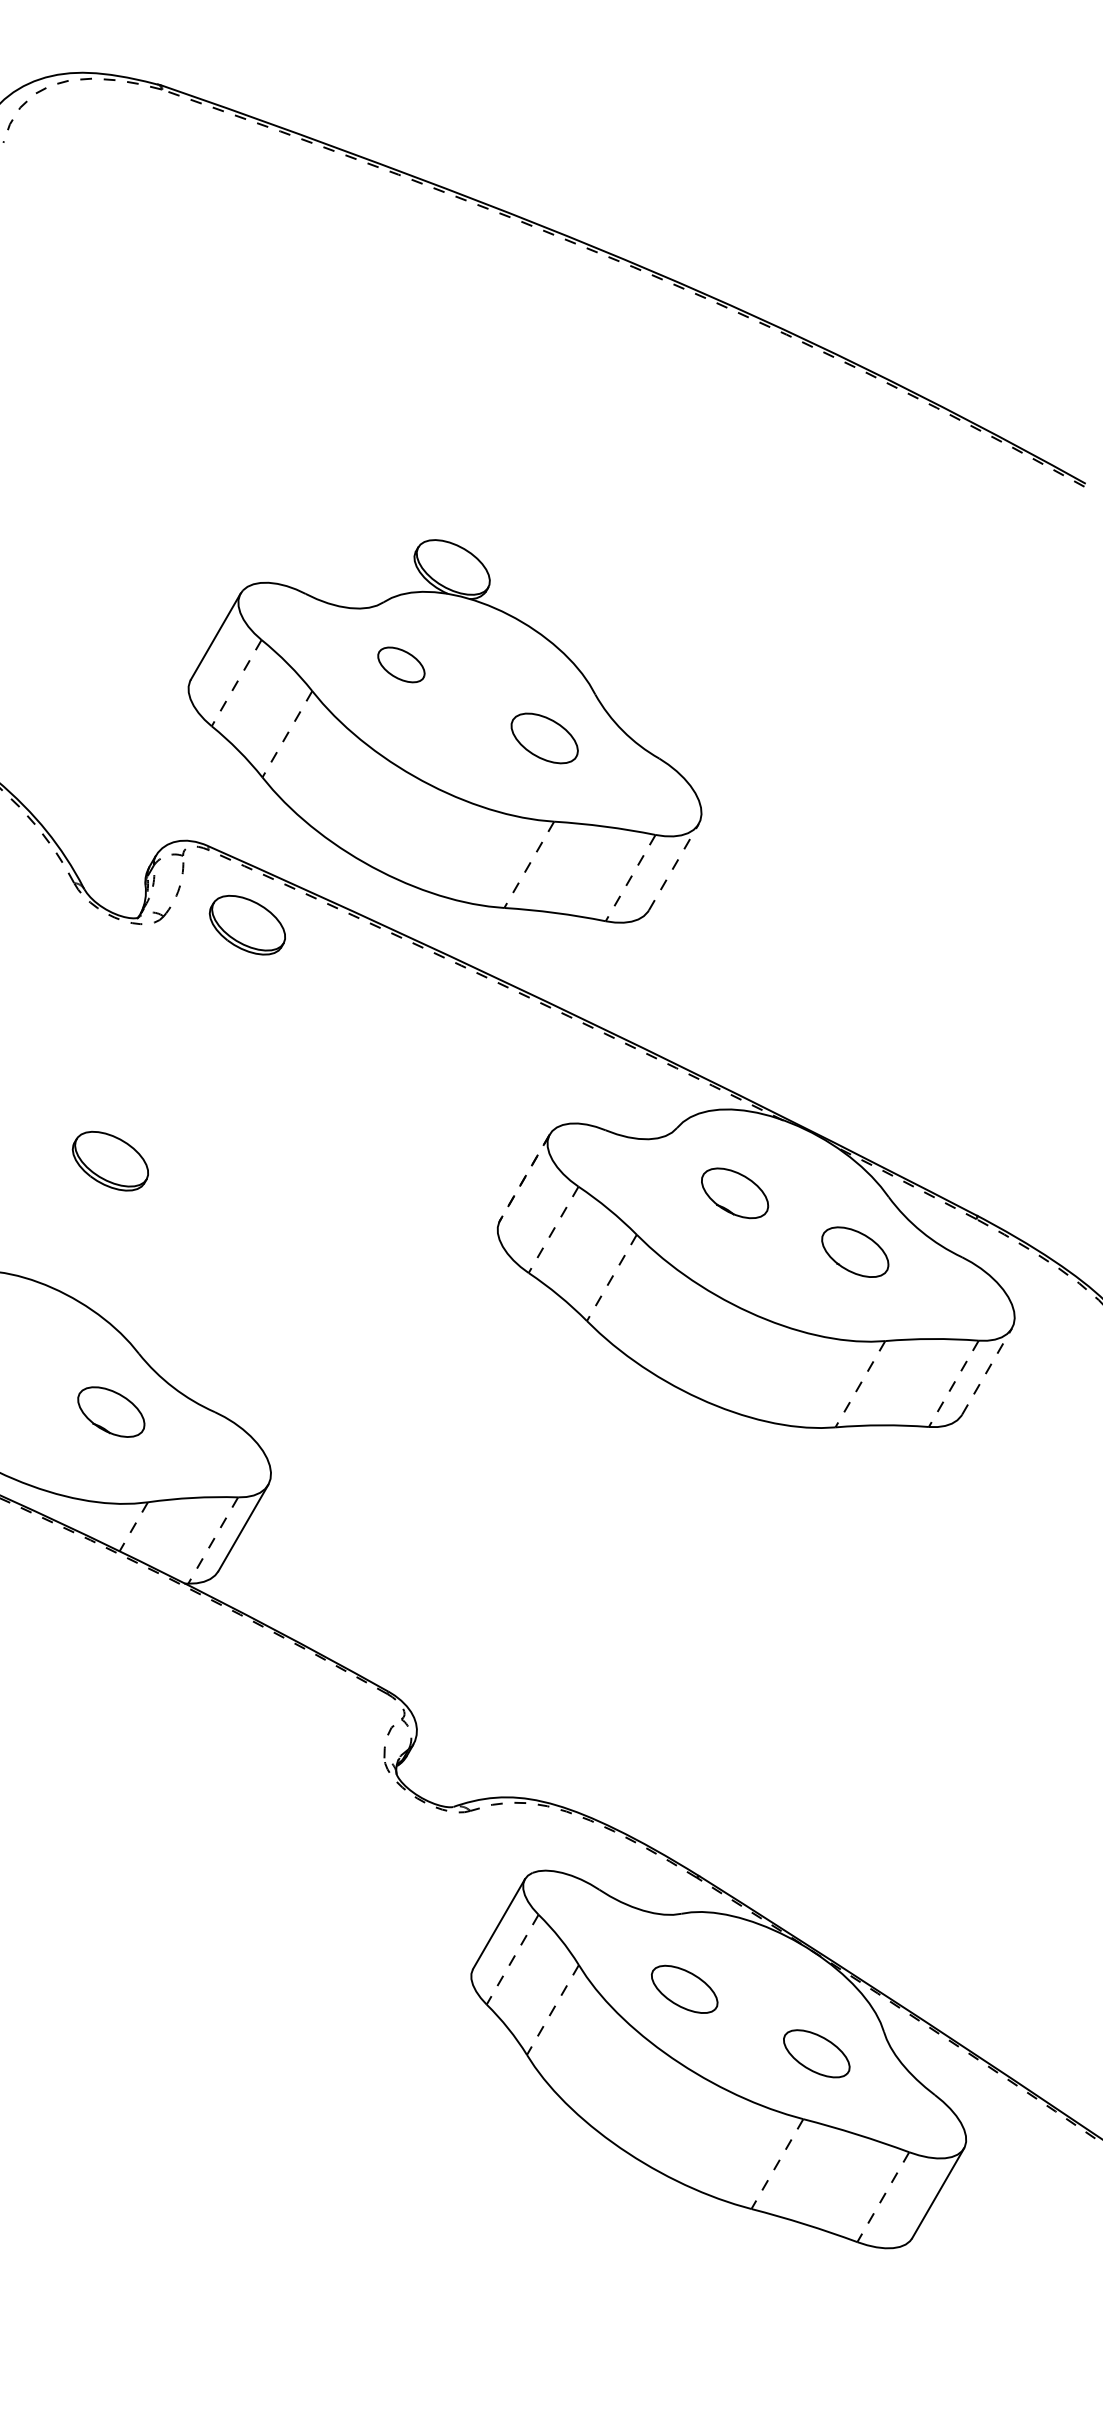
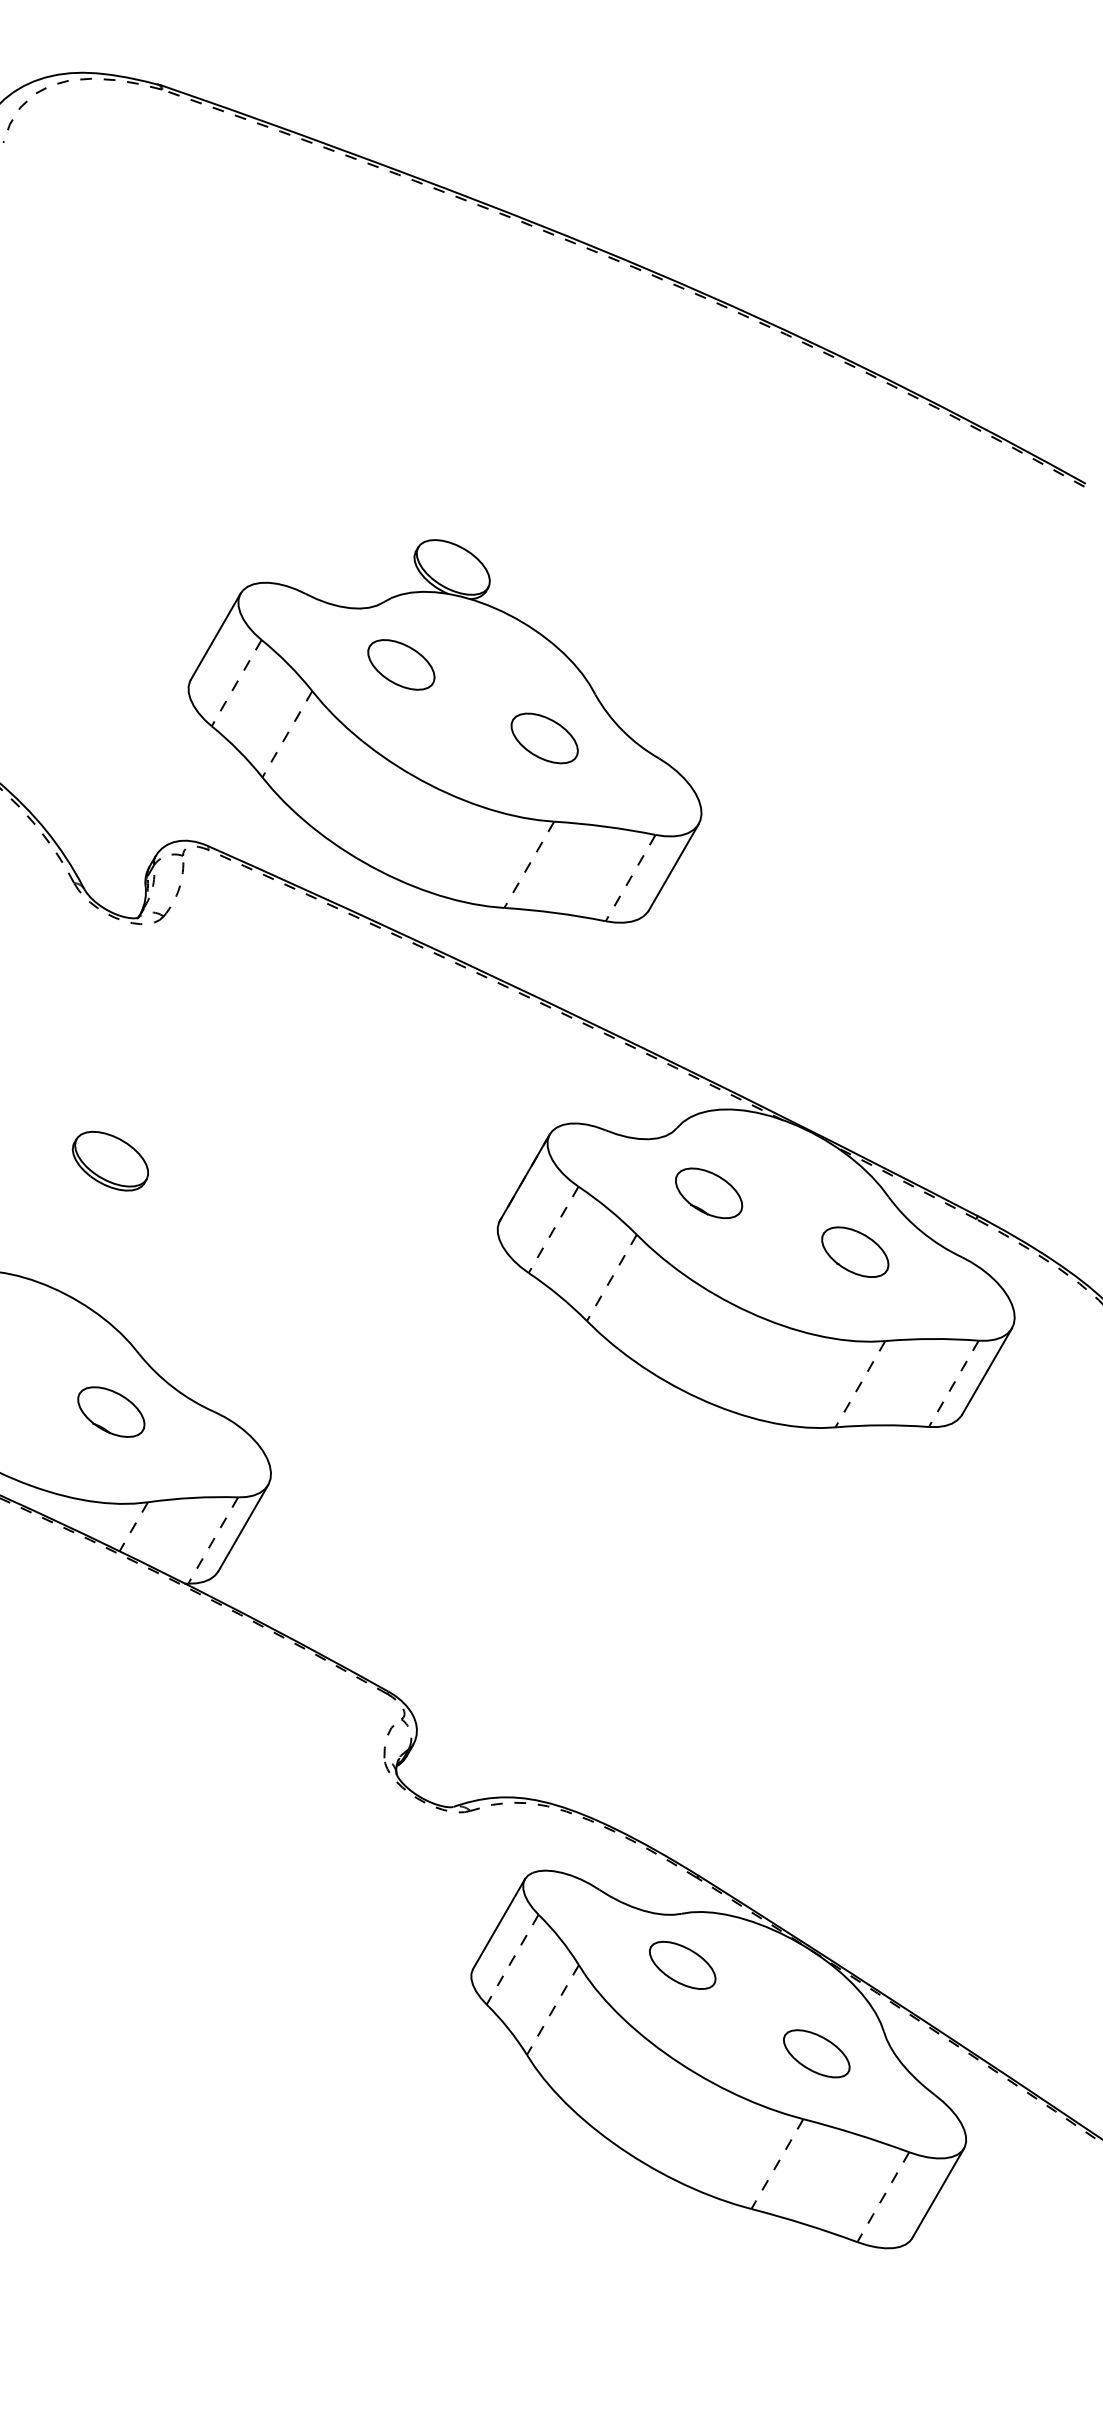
part size: 49x38 px -> 69x52 px (401, 664)
line: dashed -> solid (673, 867)
part: present -> none (246, 925)
line: dashed -> solid (524, 1177)
part position: (735, 1193) -> (709, 1193) (709, 1193)
line: dashed -> solid (987, 1371)
part position: (684, 1988) -> (682, 1964) (682, 1964)
